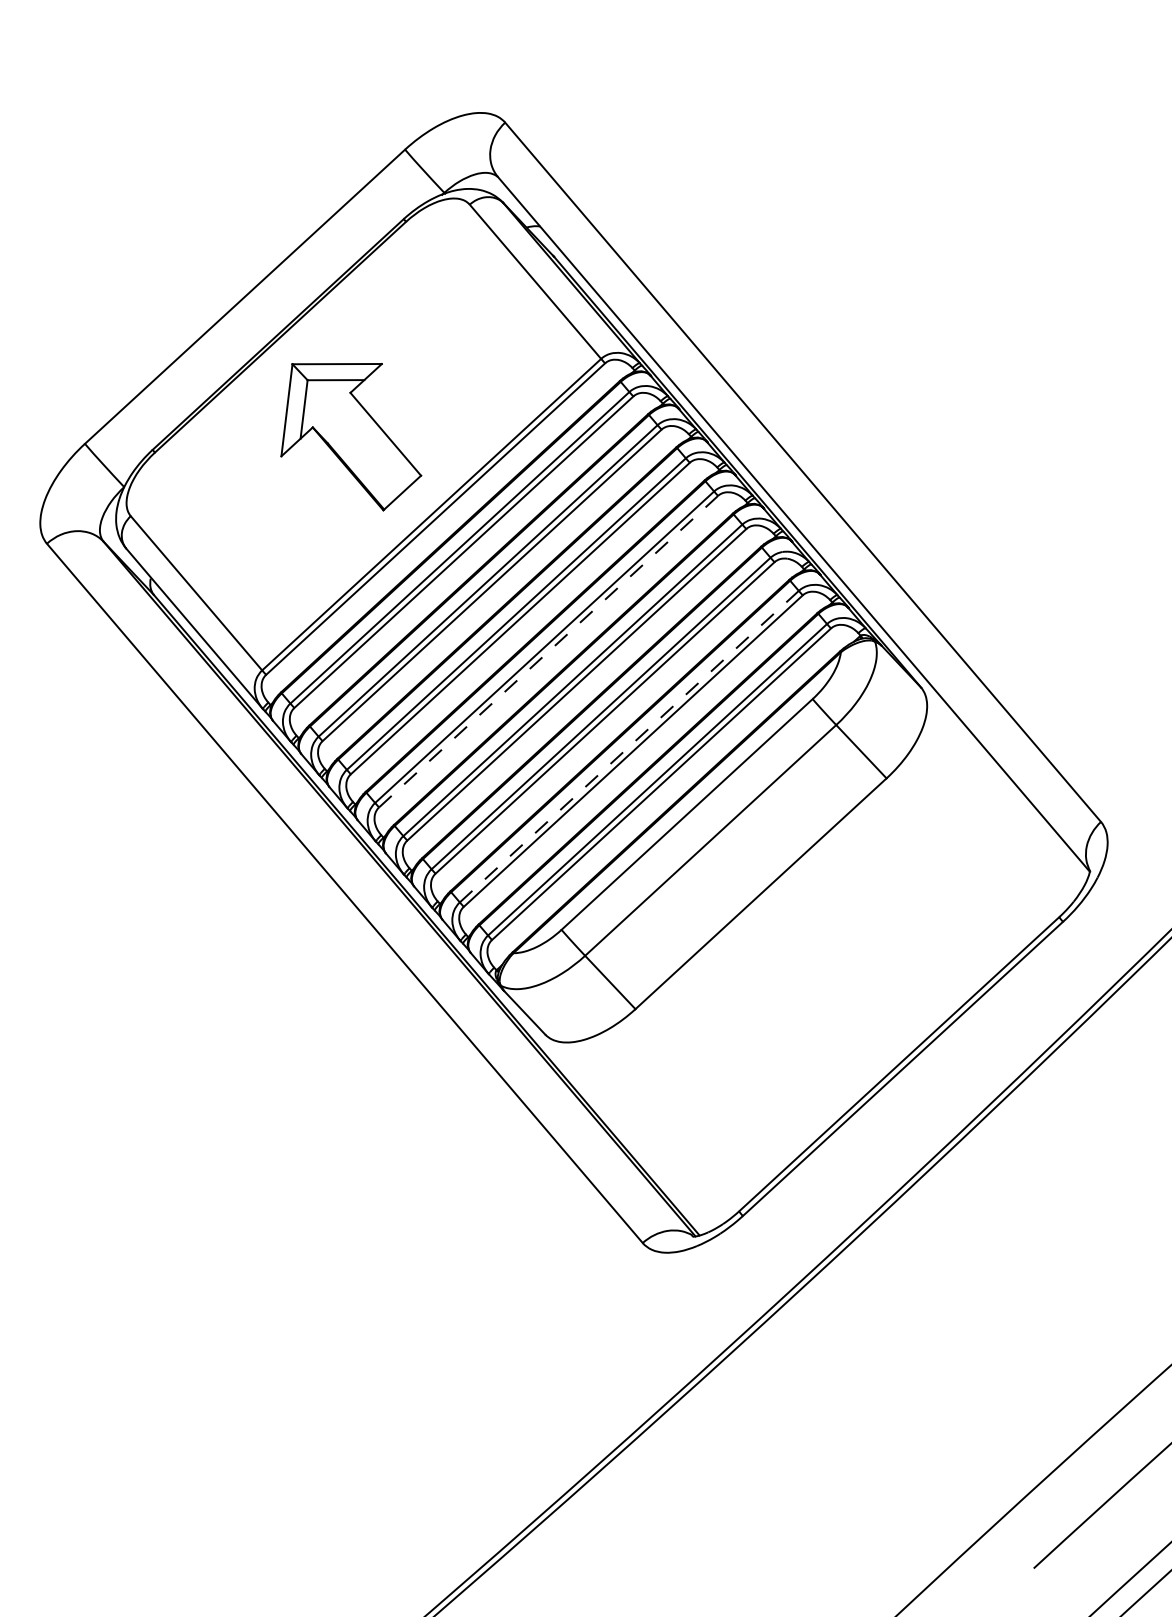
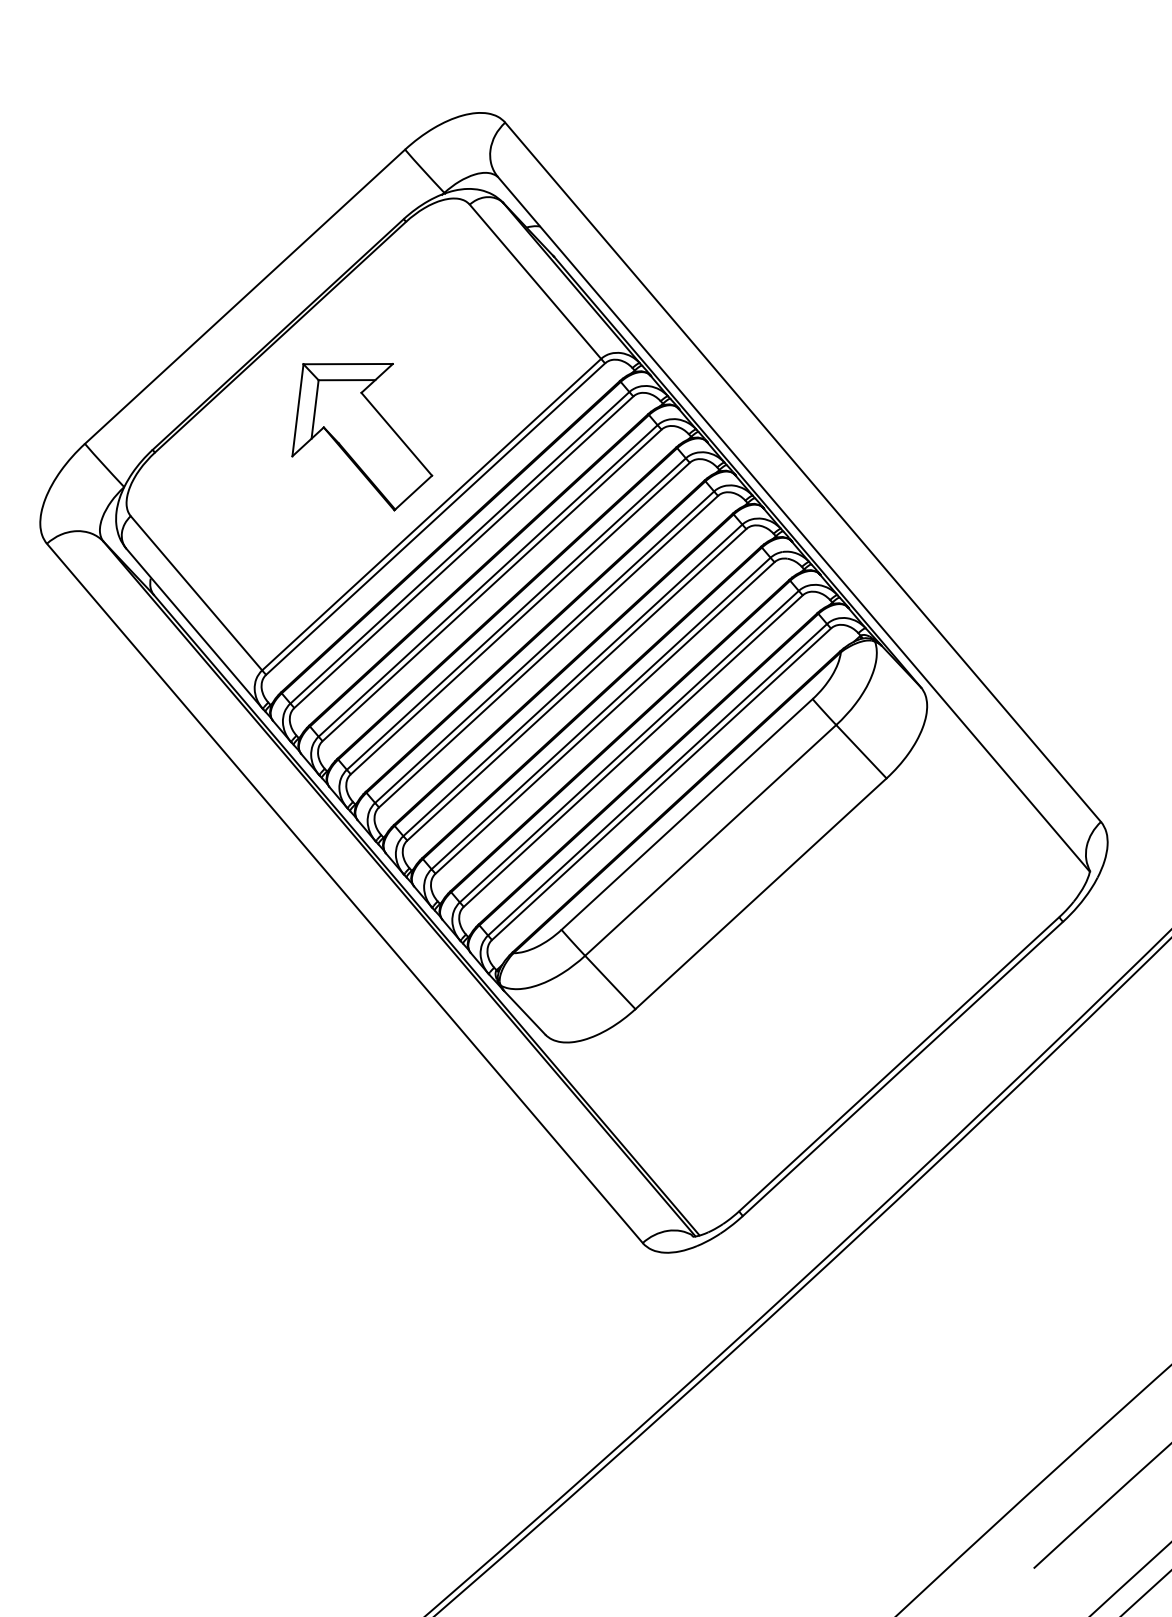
part position: (351, 437) -> (362, 437) (362, 437)
line: dashed -> solid (548, 651)
line: dashed -> solid (629, 746)
